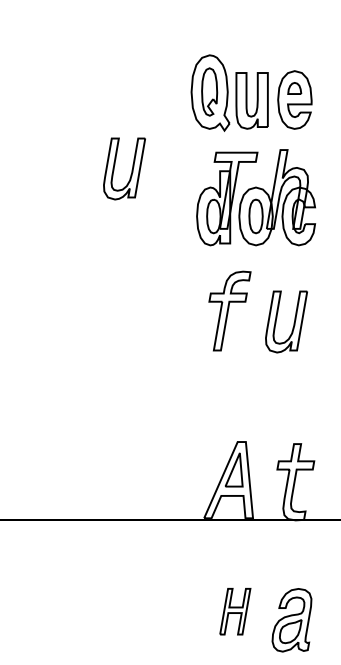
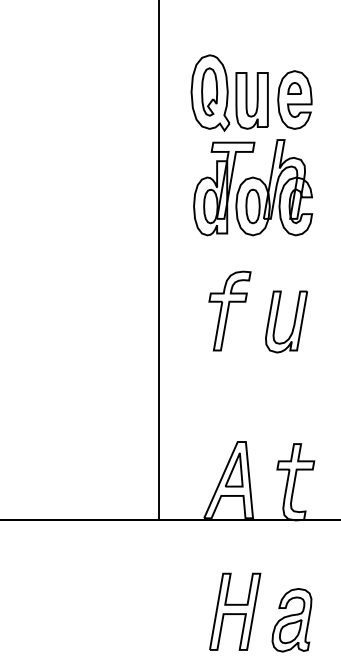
part: present -> none (131, 169)
part position: (256, 197) -> (253, 187) (253, 187)
line: none -> present (159, 261)
part size: 33x48 px -> 53x79 px (235, 611)
